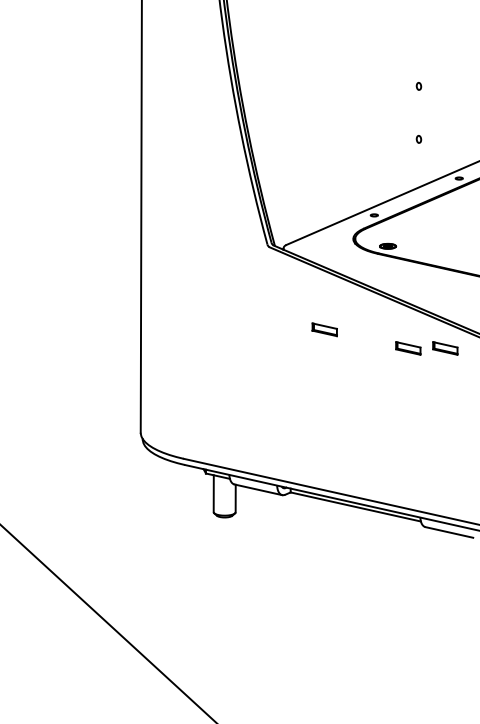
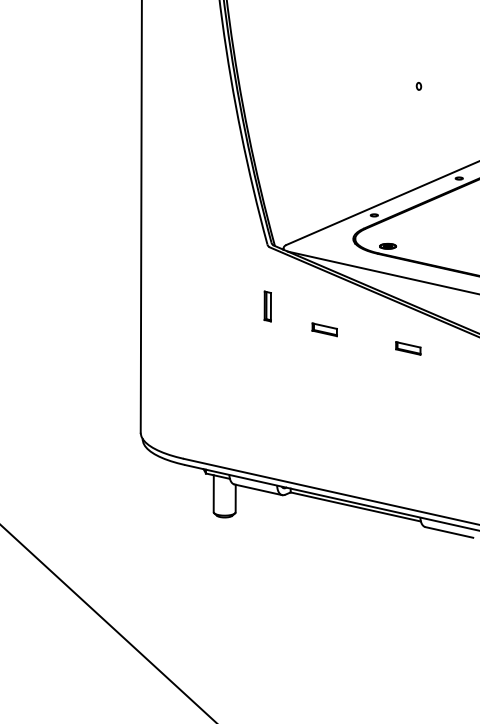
part: present -> none (418, 139)
line: none -> present (381, 272)
part: none -> present (267, 306)
part: present -> none (445, 348)
